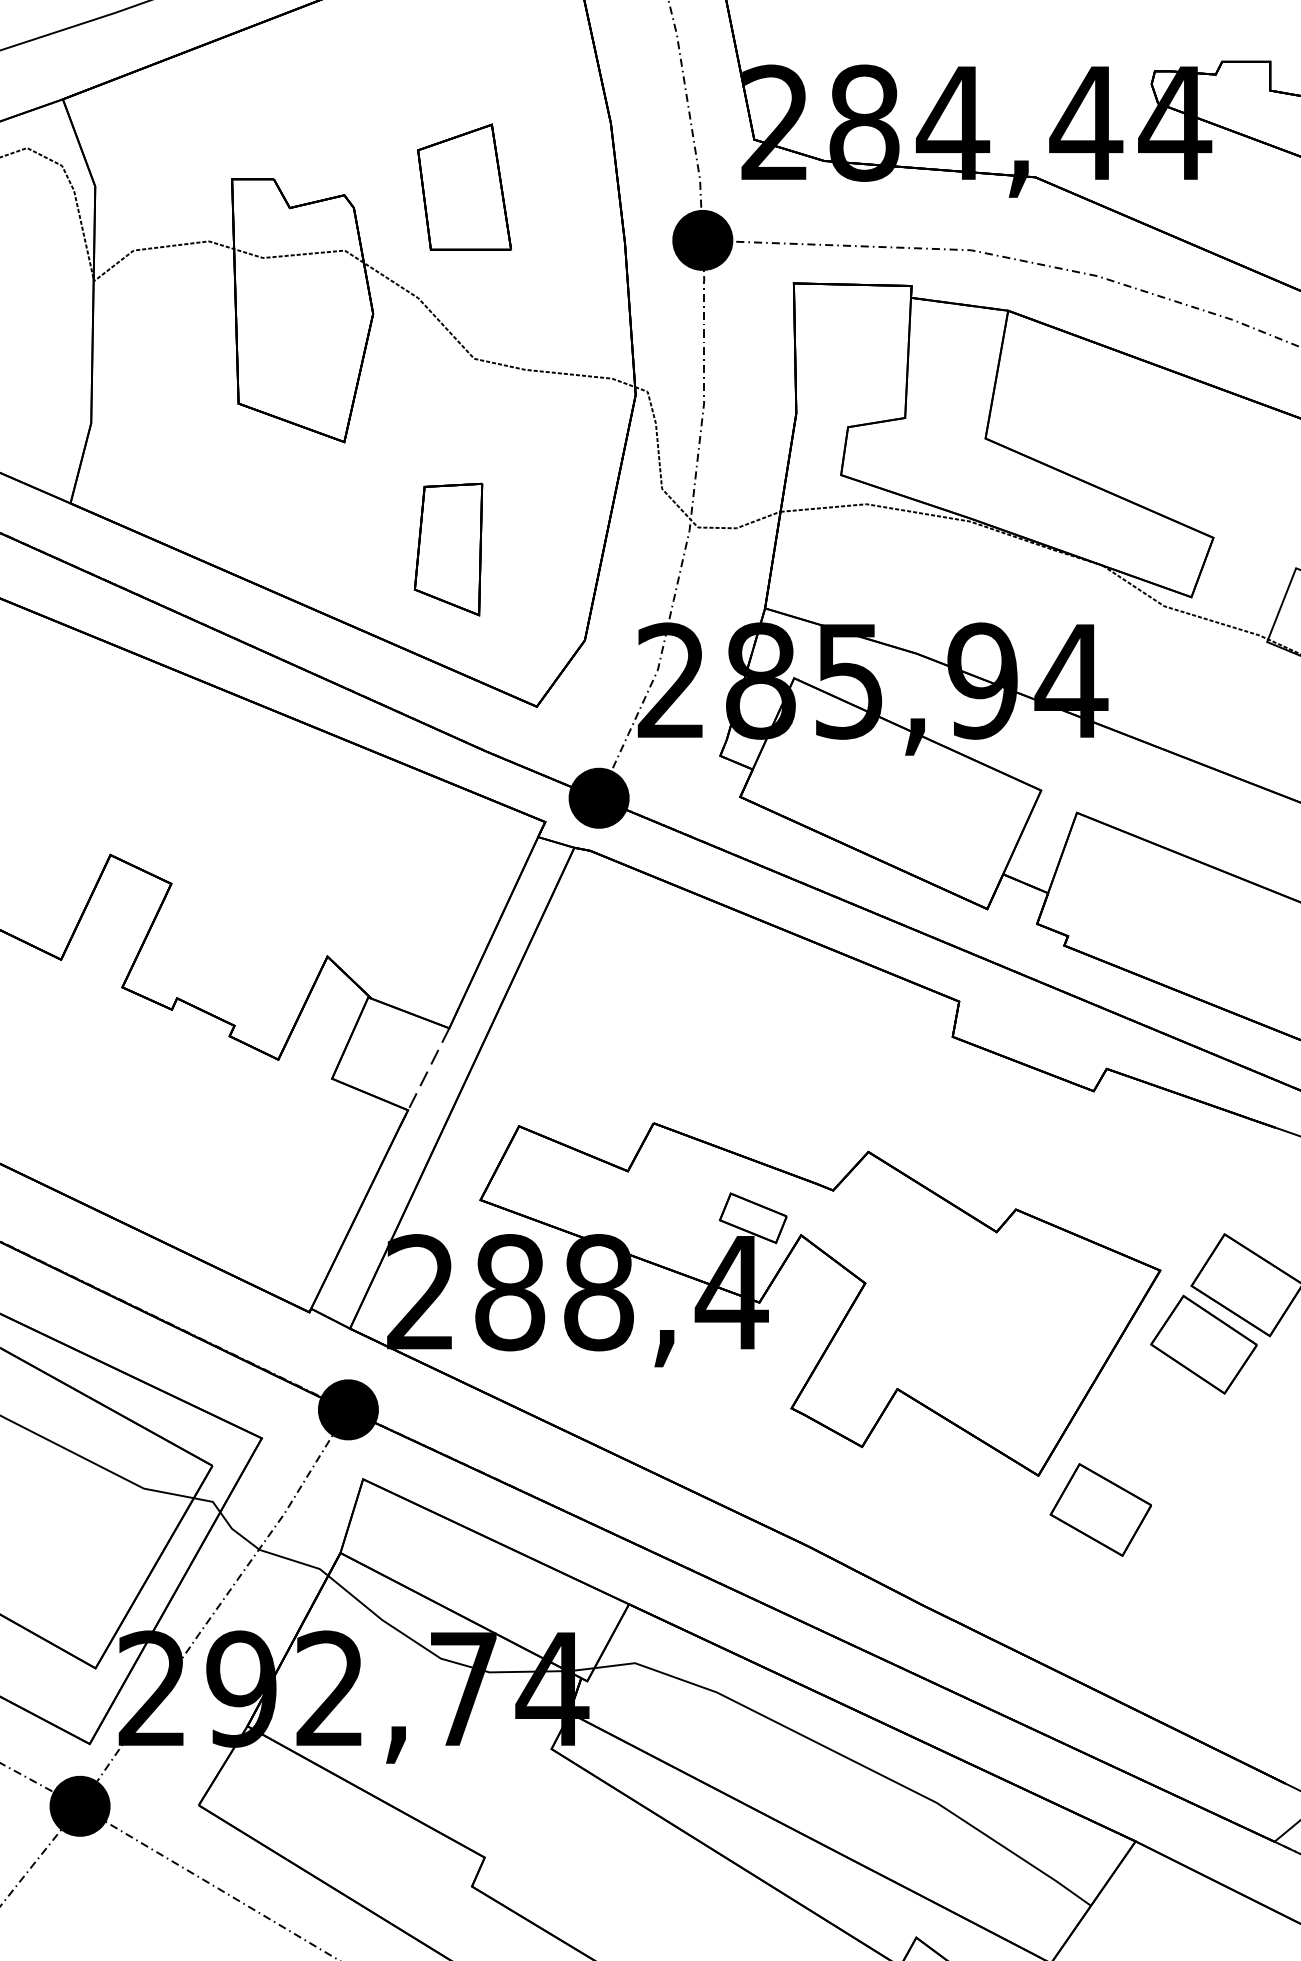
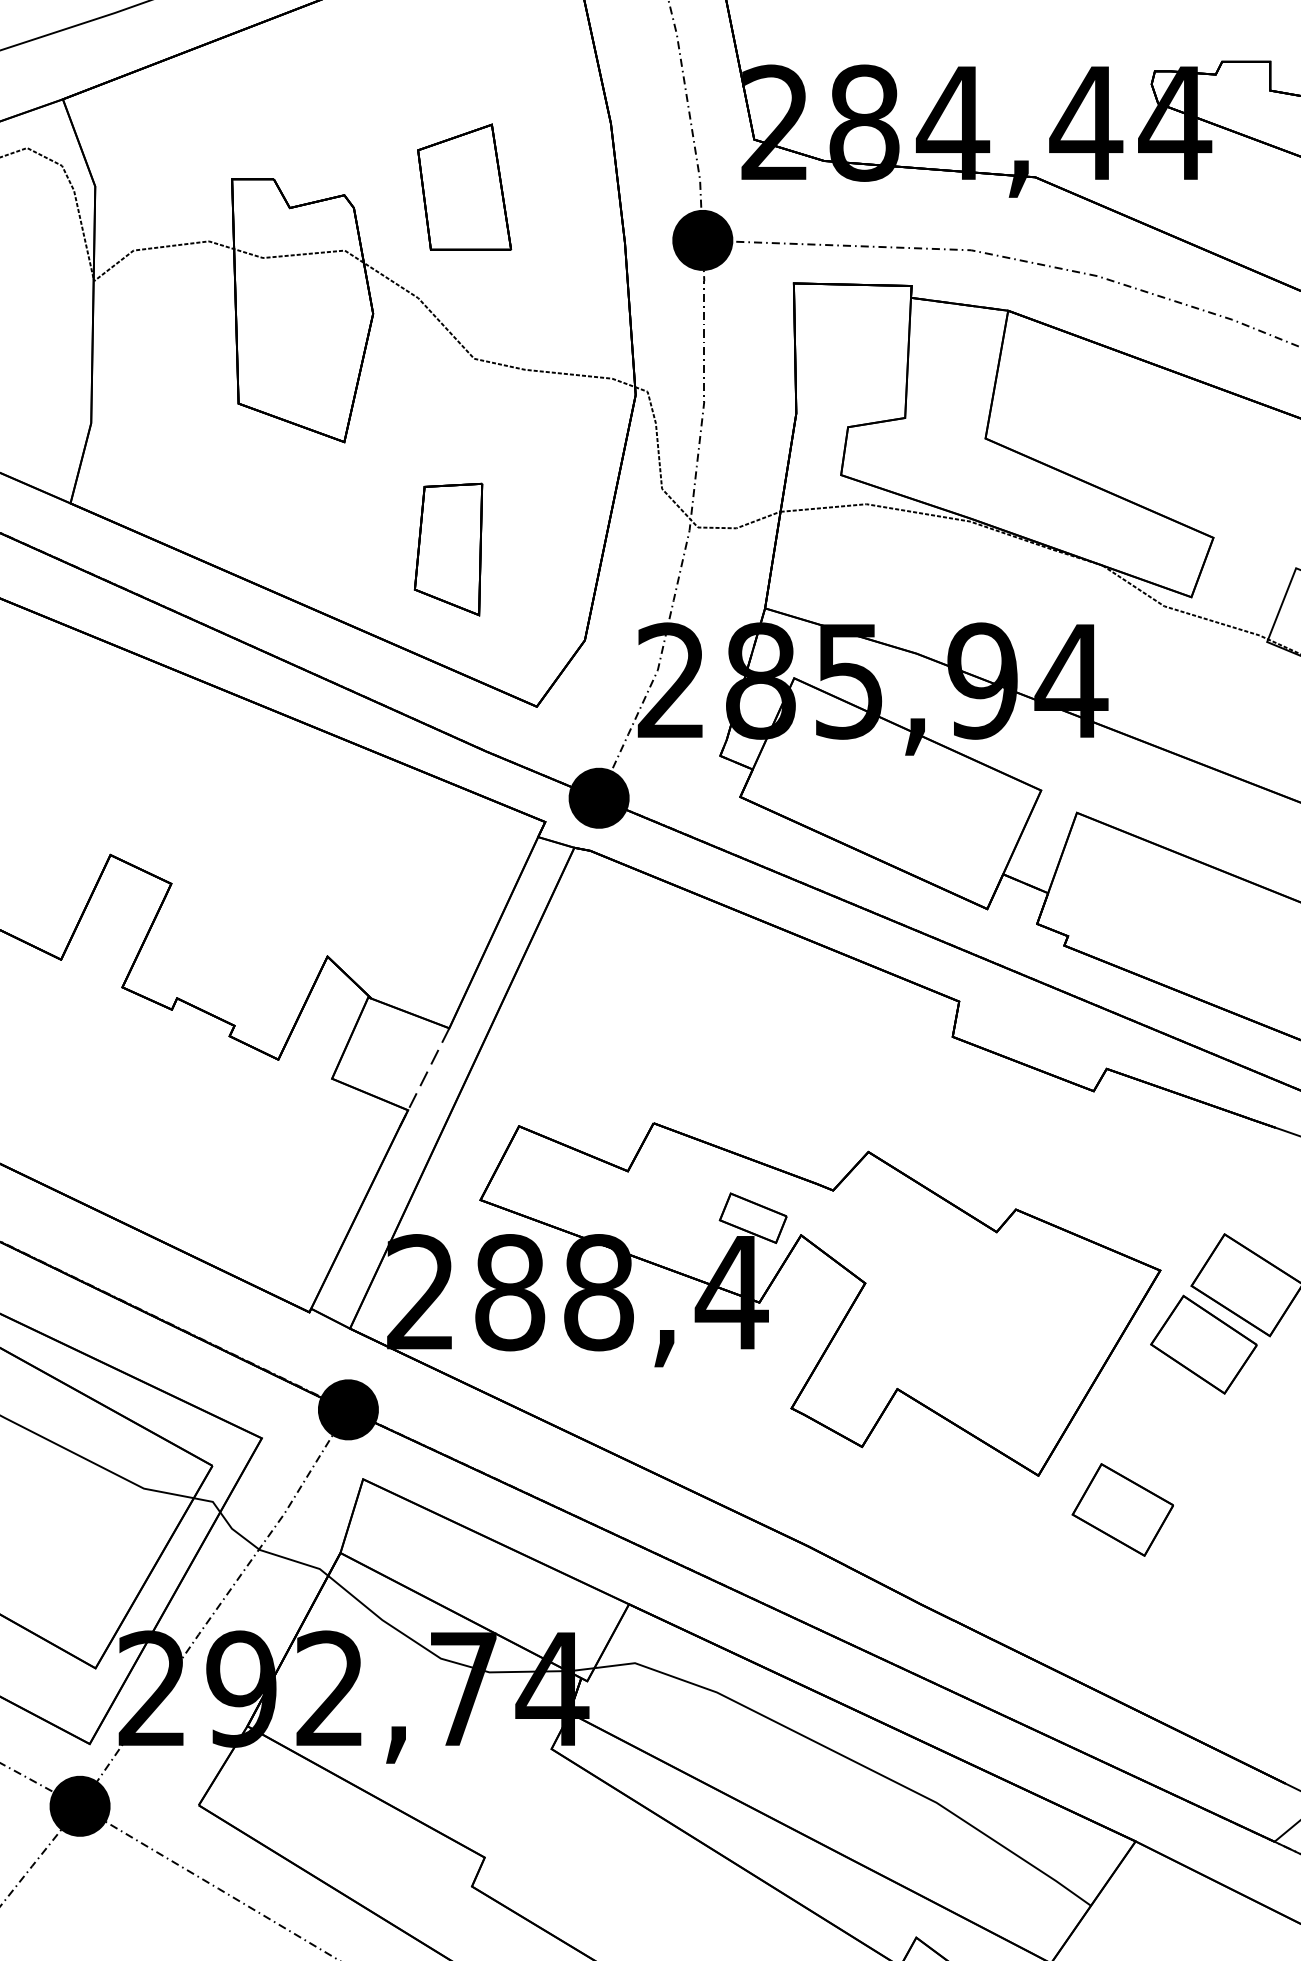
part position: (1100, 1509) -> (1122, 1509) (1122, 1509)
